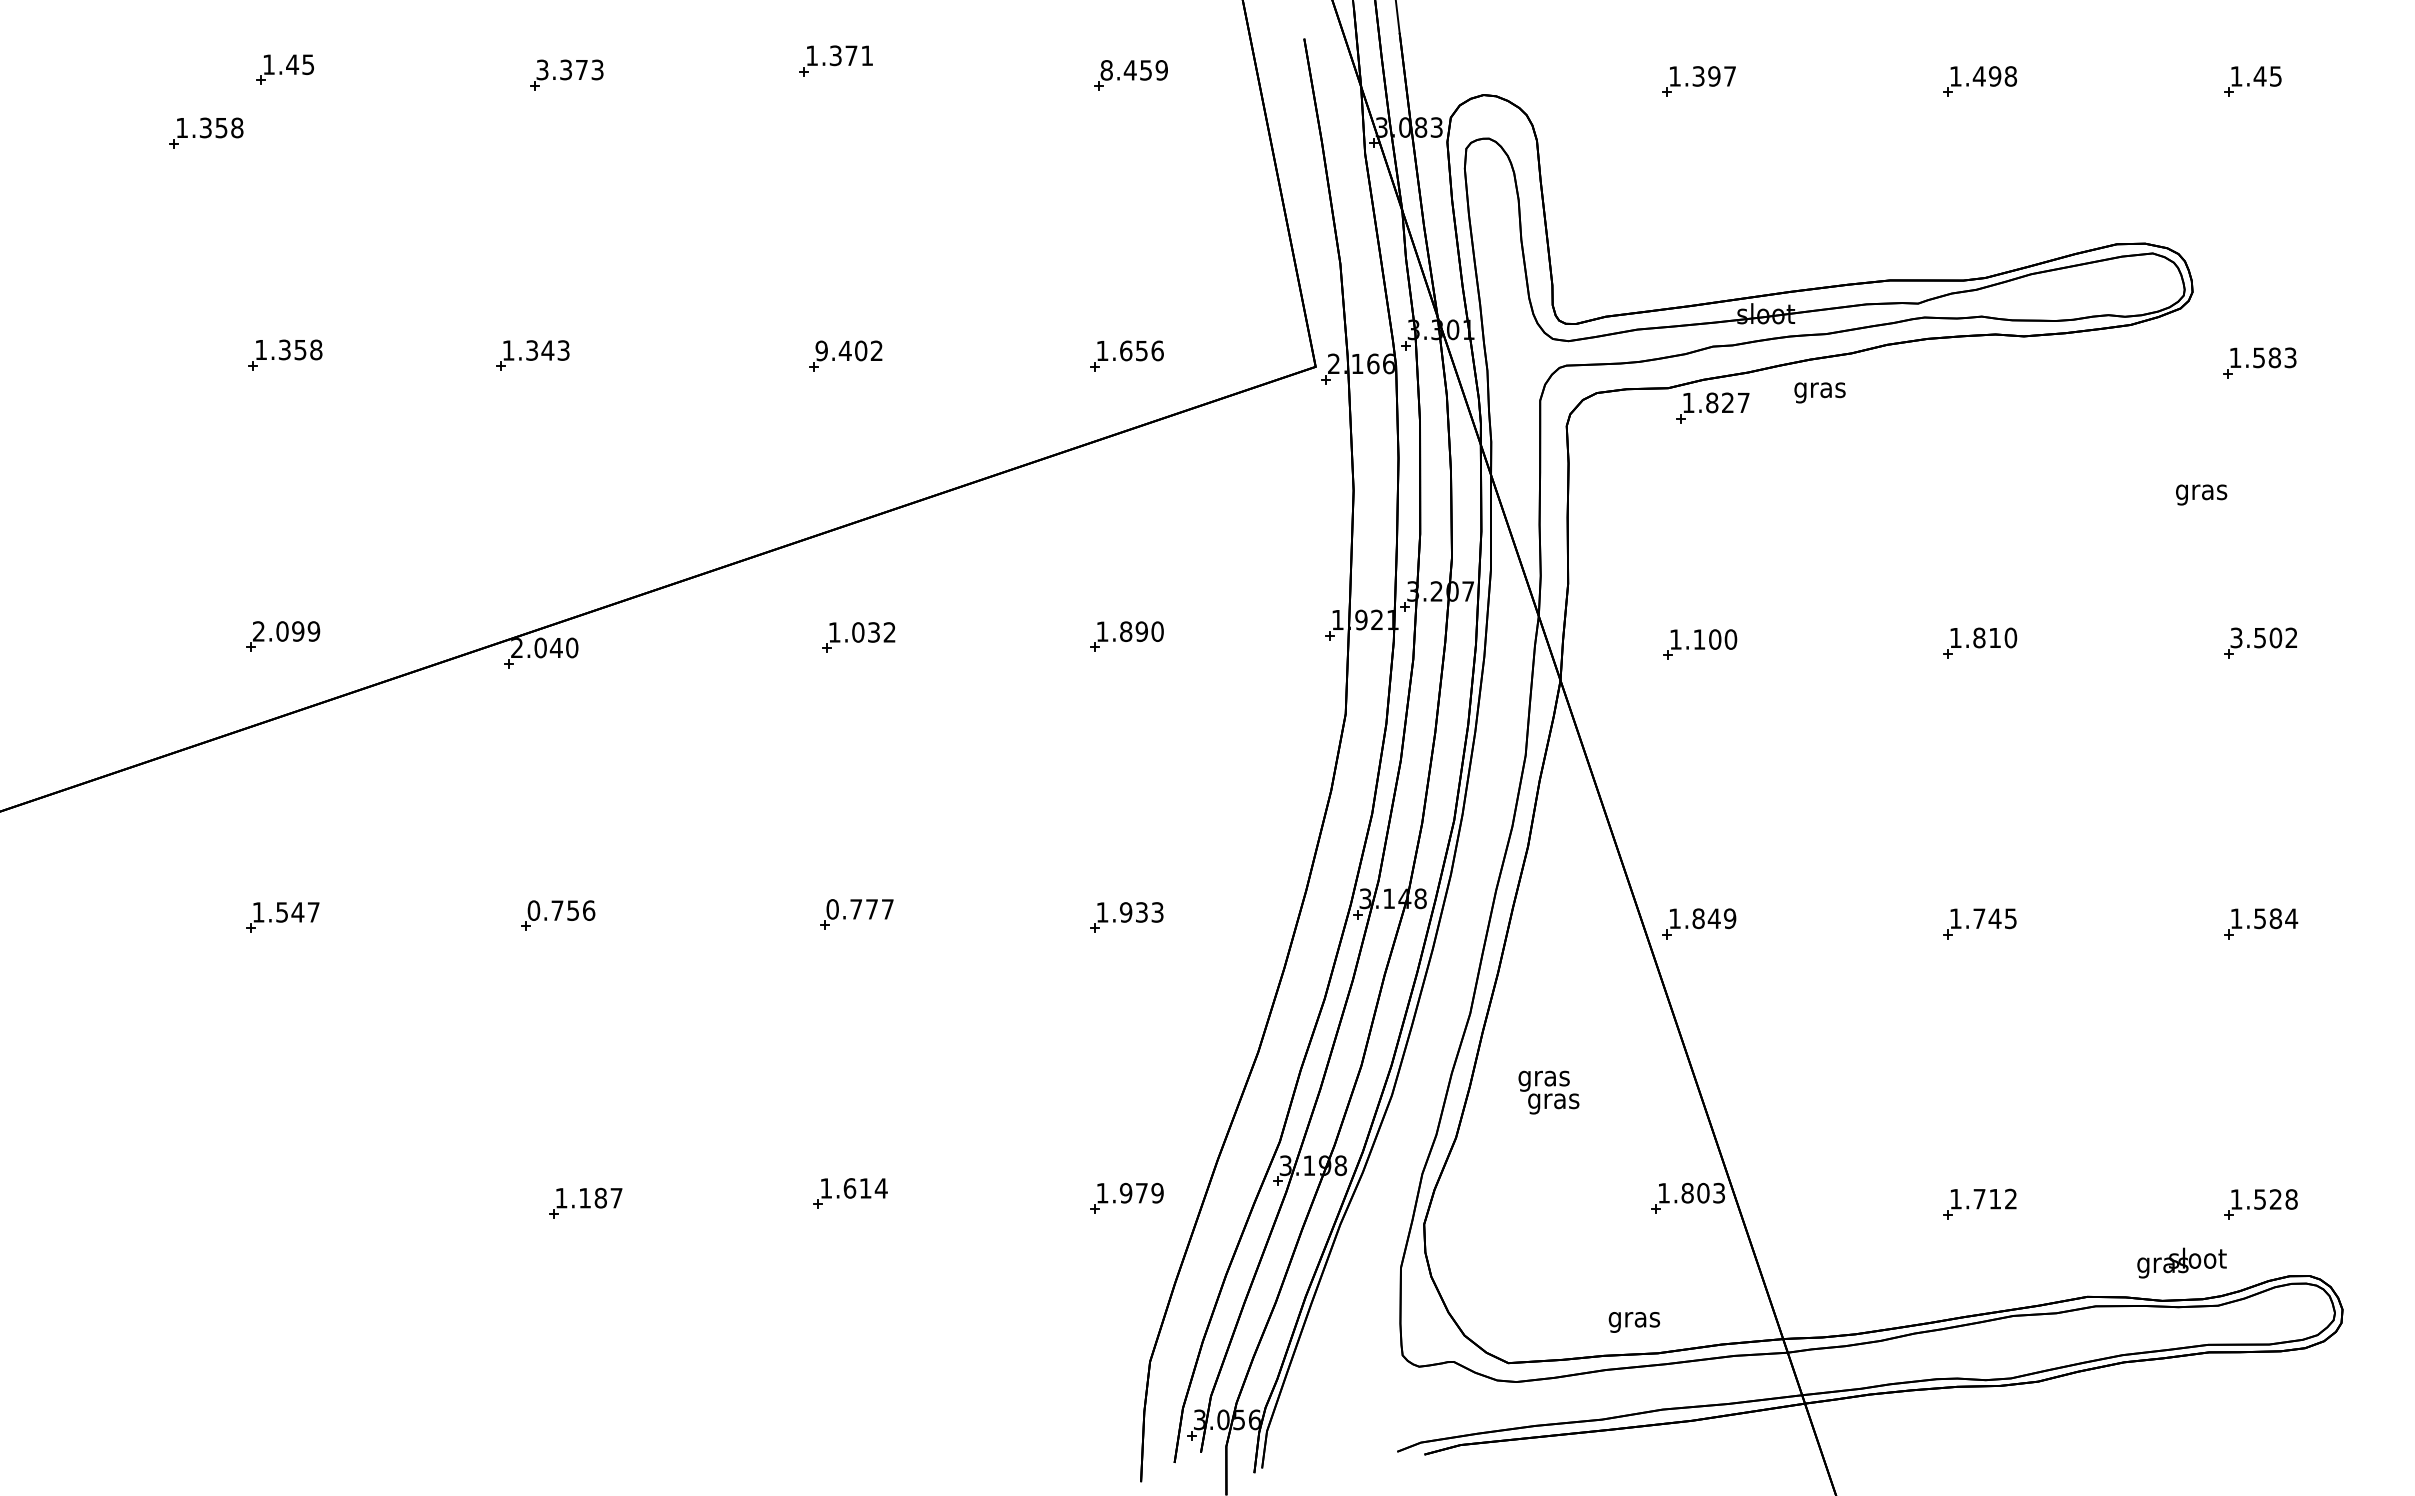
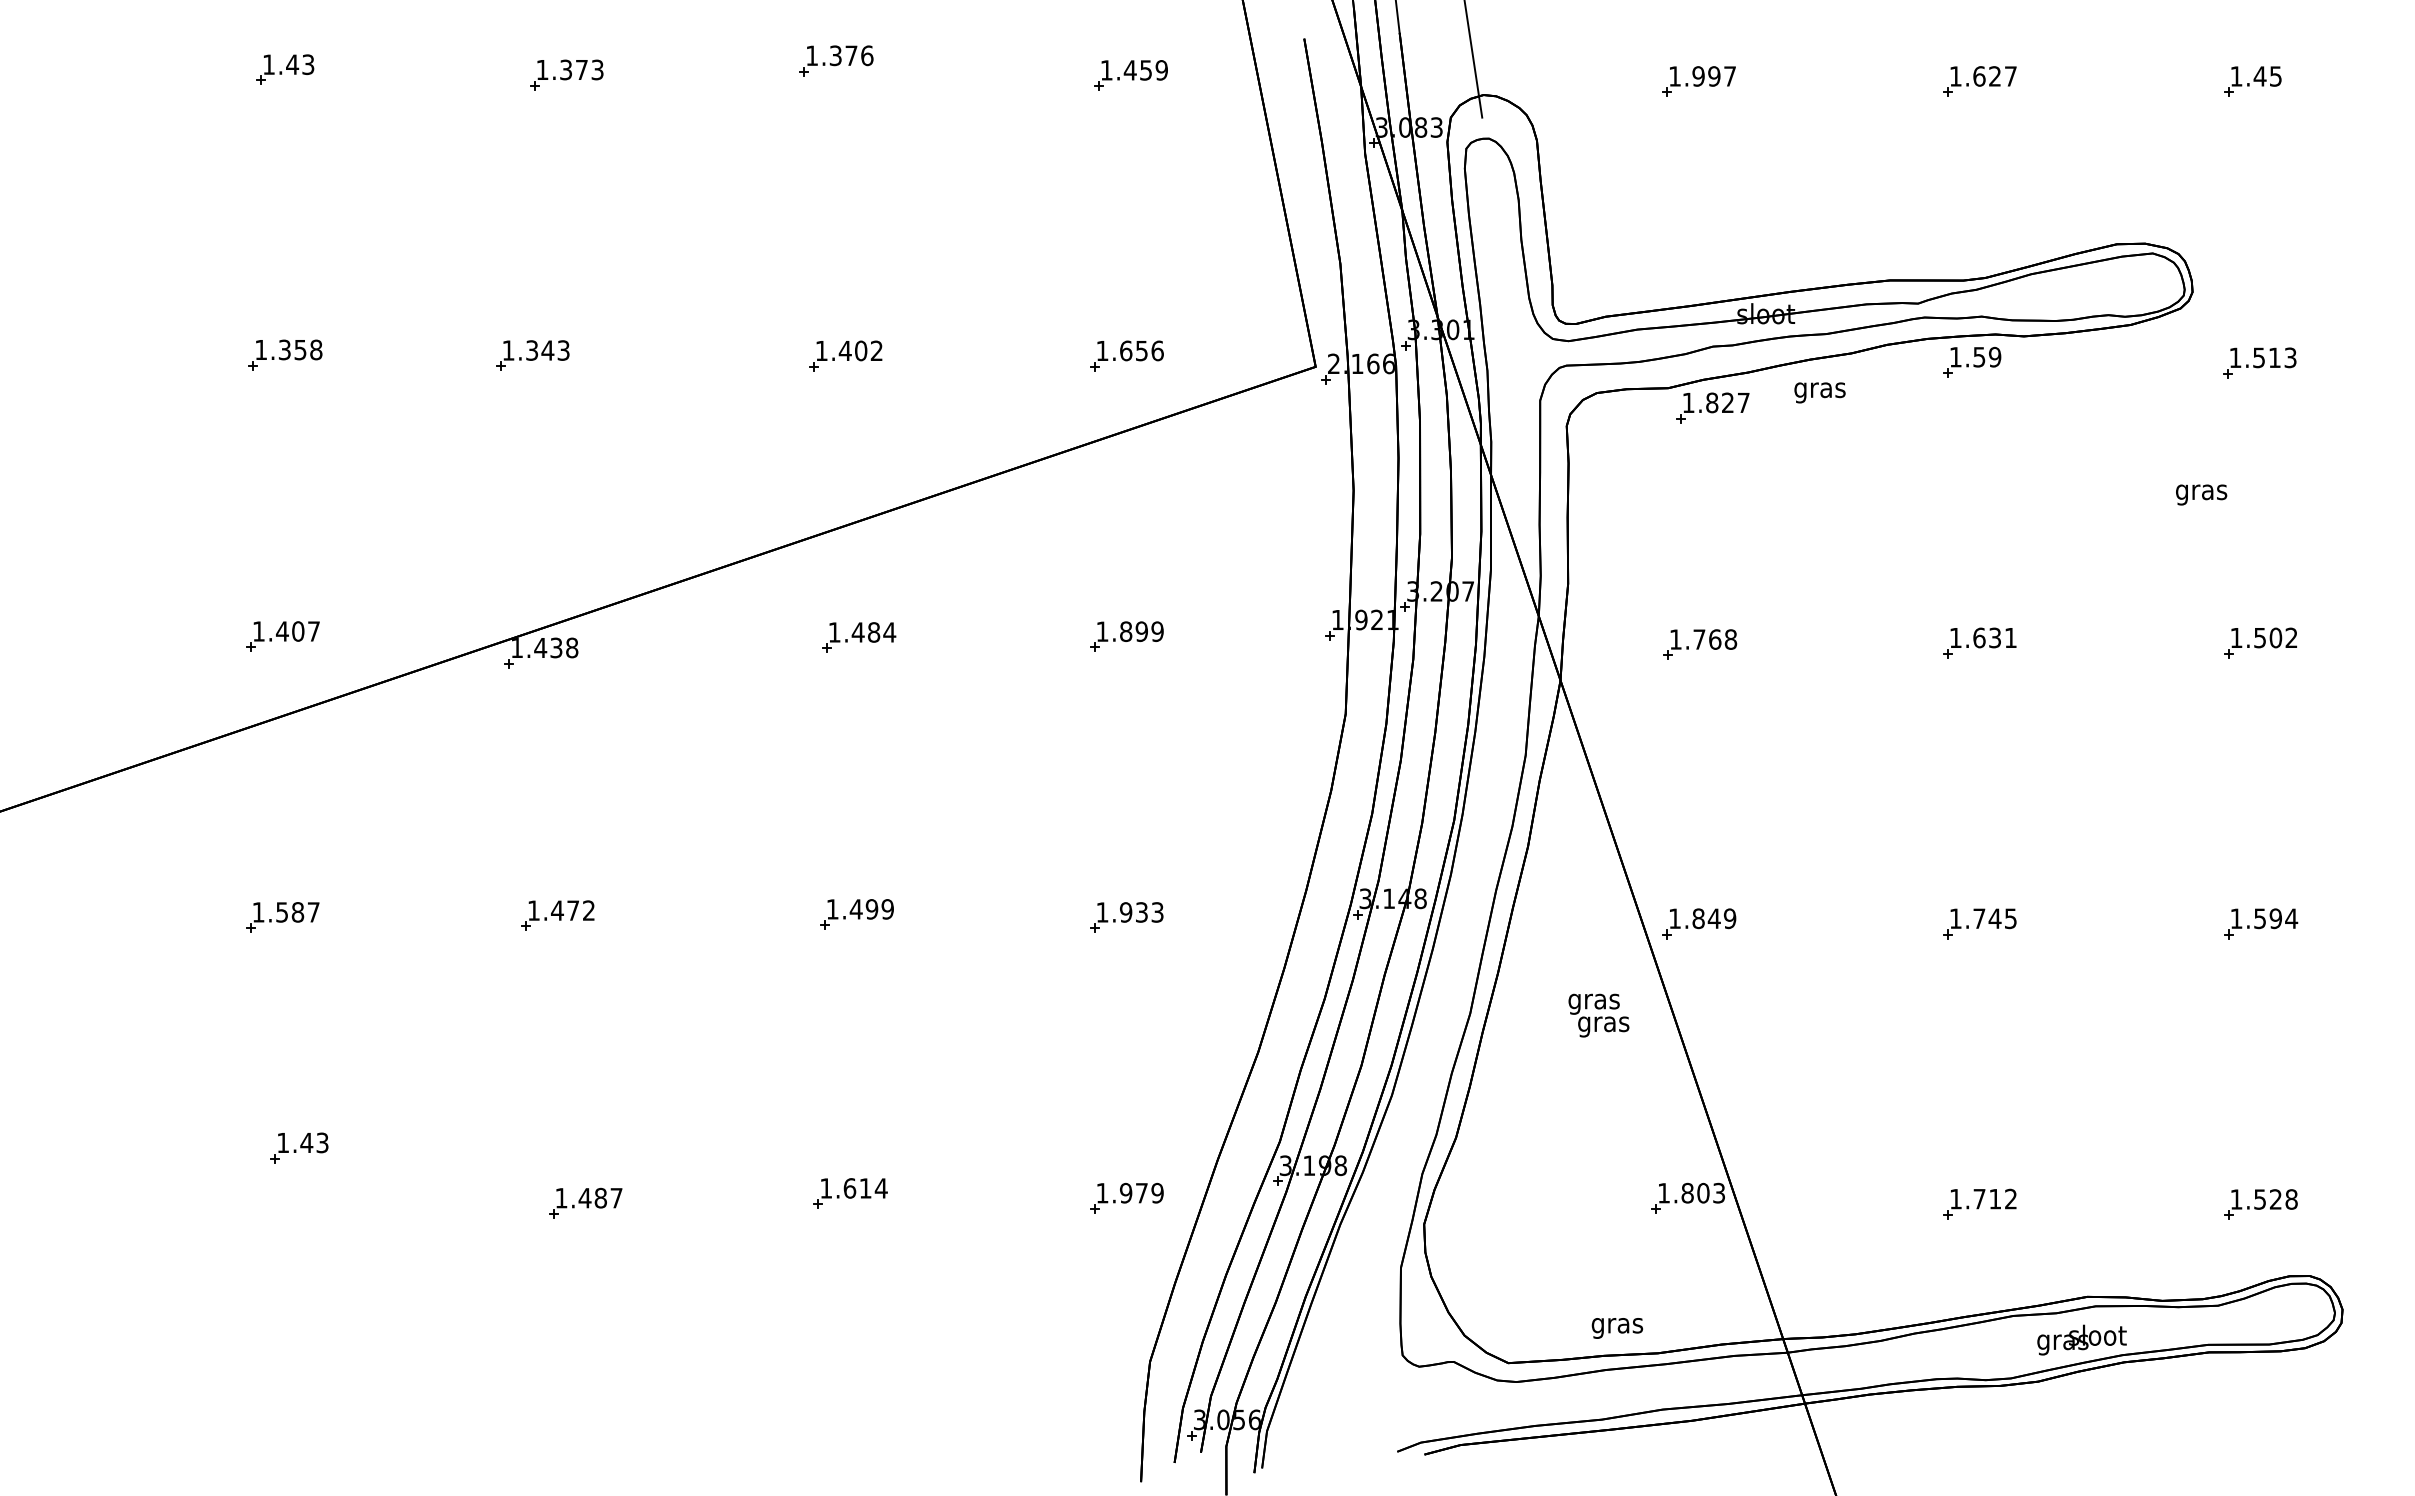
text: 1.371 -> 1.376 (867, 55)
line: none -> present (1473, 59)
text: 1.45 -> 1.43 (308, 64)
text: 3.373 -> 1.373 (542, 69)
text: 8.459 -> 1.459 (1106, 70)
text: 1.397 -> 1.997 (1698, 76)
text: 1.498 -> 1.627 (1994, 76)
part: present -> none (206, 132)
text: 9.402 -> 1.402 (821, 350)
text: 1.583 -> 1.513 (2274, 357)
part: none -> present (1972, 361)
text: 2.099 -> 1.407 (286, 631)
text: 1.890 -> 1.899 (1157, 631)
text: 1.032 -> 1.484 (873, 632)
text: 1.810 -> 1.631 (1995, 637)
text: 3.502 -> 1.502 (2236, 637)
text: 1.100 -> 1.768 (1715, 639)
text: 2.040 -> 1.438 (544, 647)
text: 0.777 -> 1.499 (859, 909)
text: 0.756 -> 1.472 (561, 910)
text: 1.547 -> 1.587 (297, 912)
text: 1.584 -> 1.594 (2275, 918)
text position: (1548, 1092) -> (1598, 1015) (1598, 1015)
part: none -> present (299, 1147)
text: 1.187 -> 1.487 (584, 1198)
text position: (2181, 1262) -> (2081, 1339) (2081, 1339)
text position: (1633, 1322) -> (1616, 1328) (1616, 1328)
